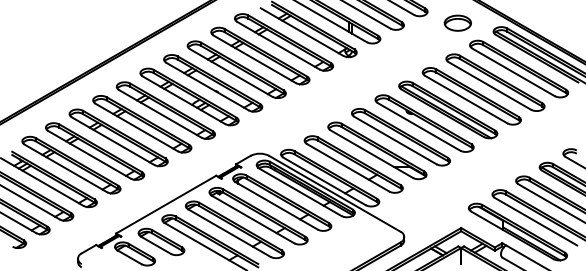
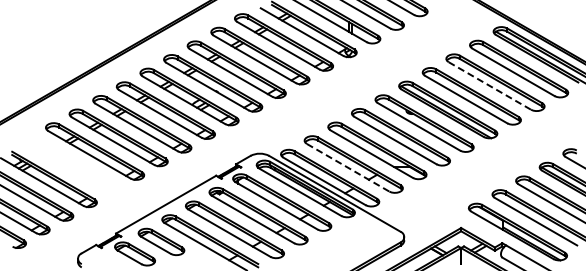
part: present -> none (457, 22)
line: solid -> dashed (489, 85)
part: present -> none (71, 164)
line: solid -> dashed (348, 167)
